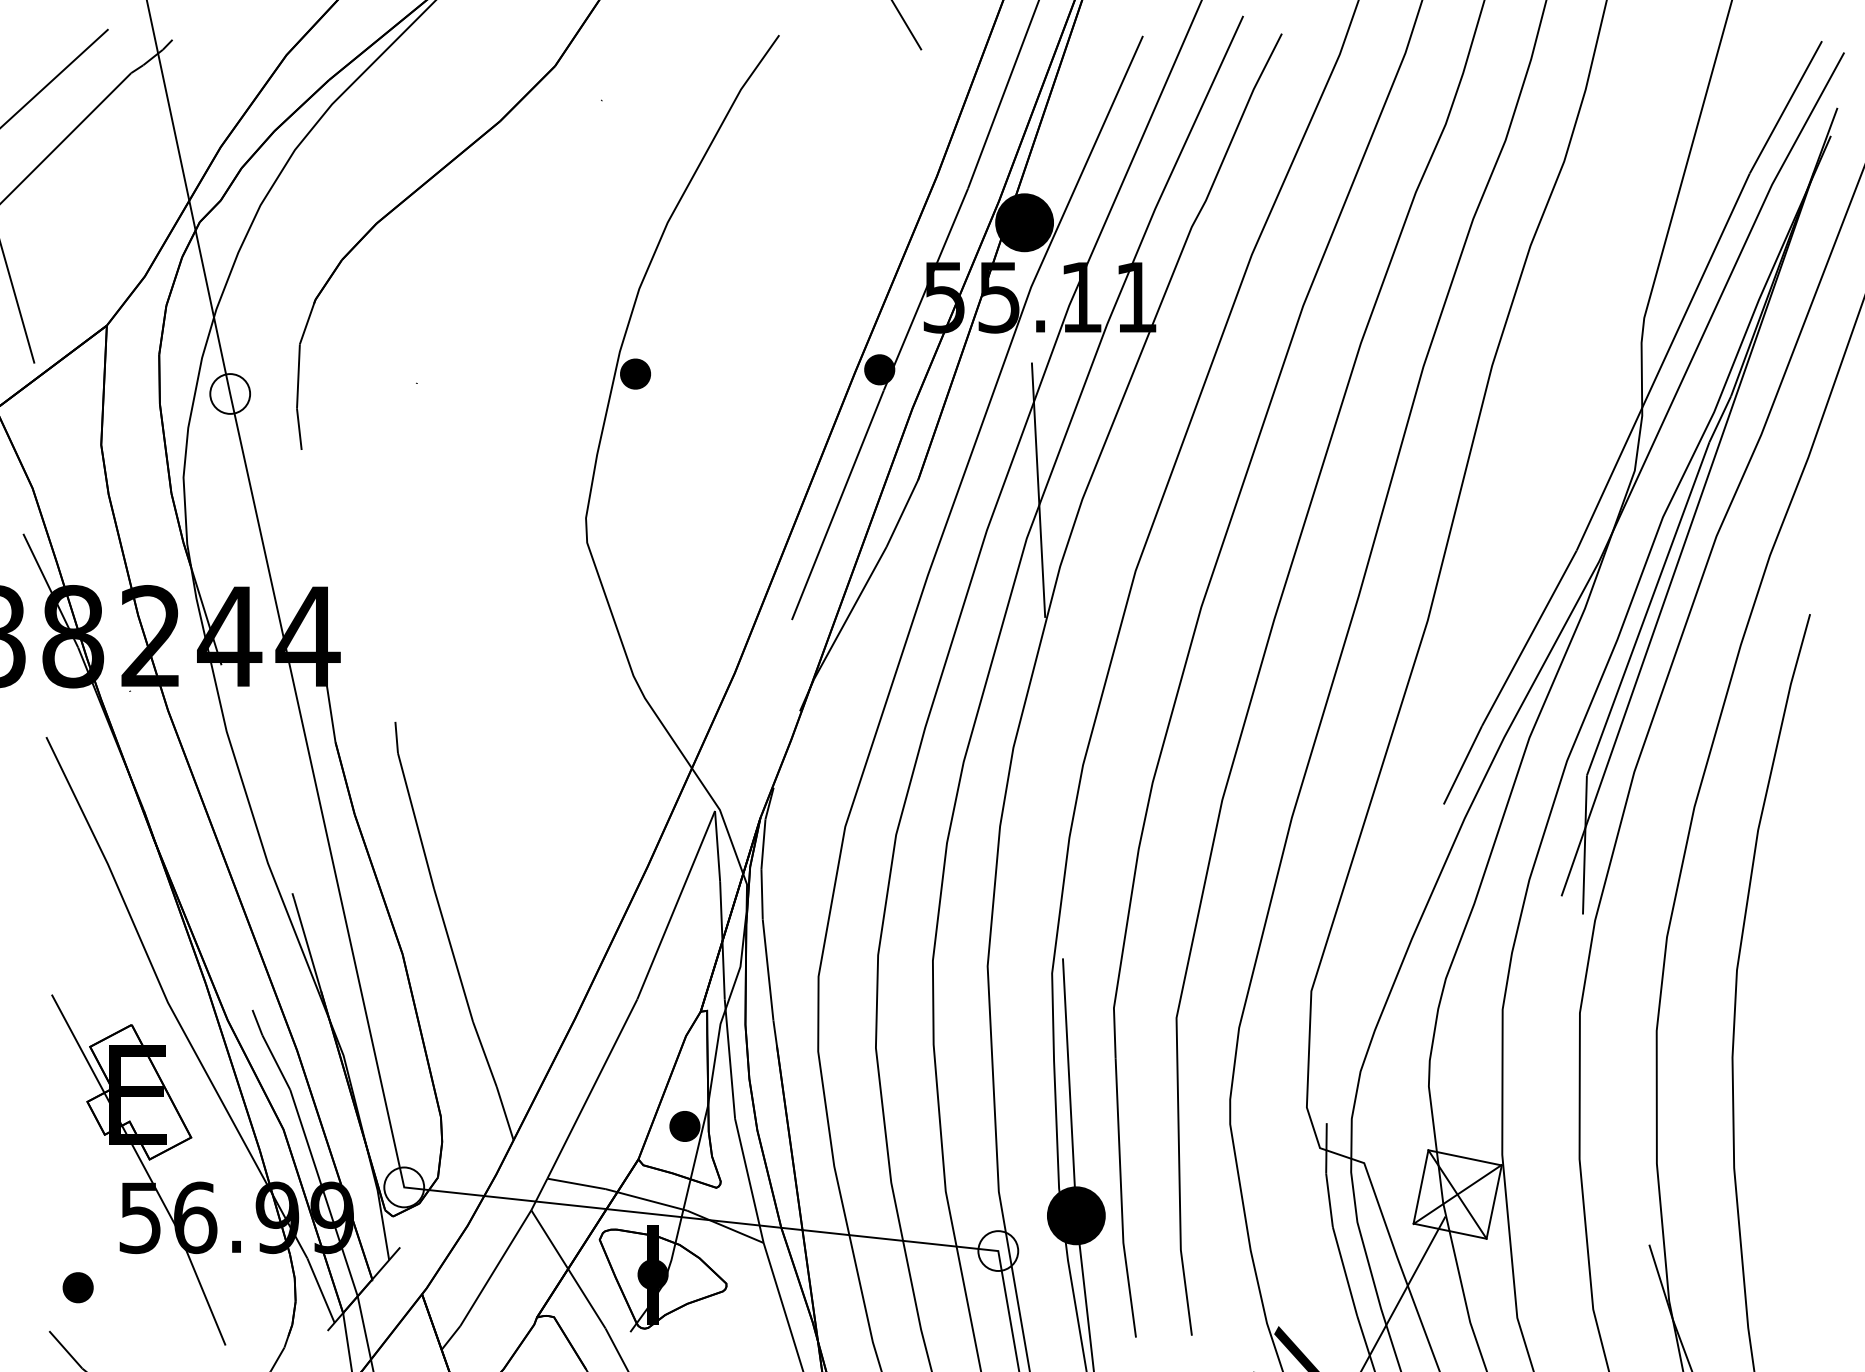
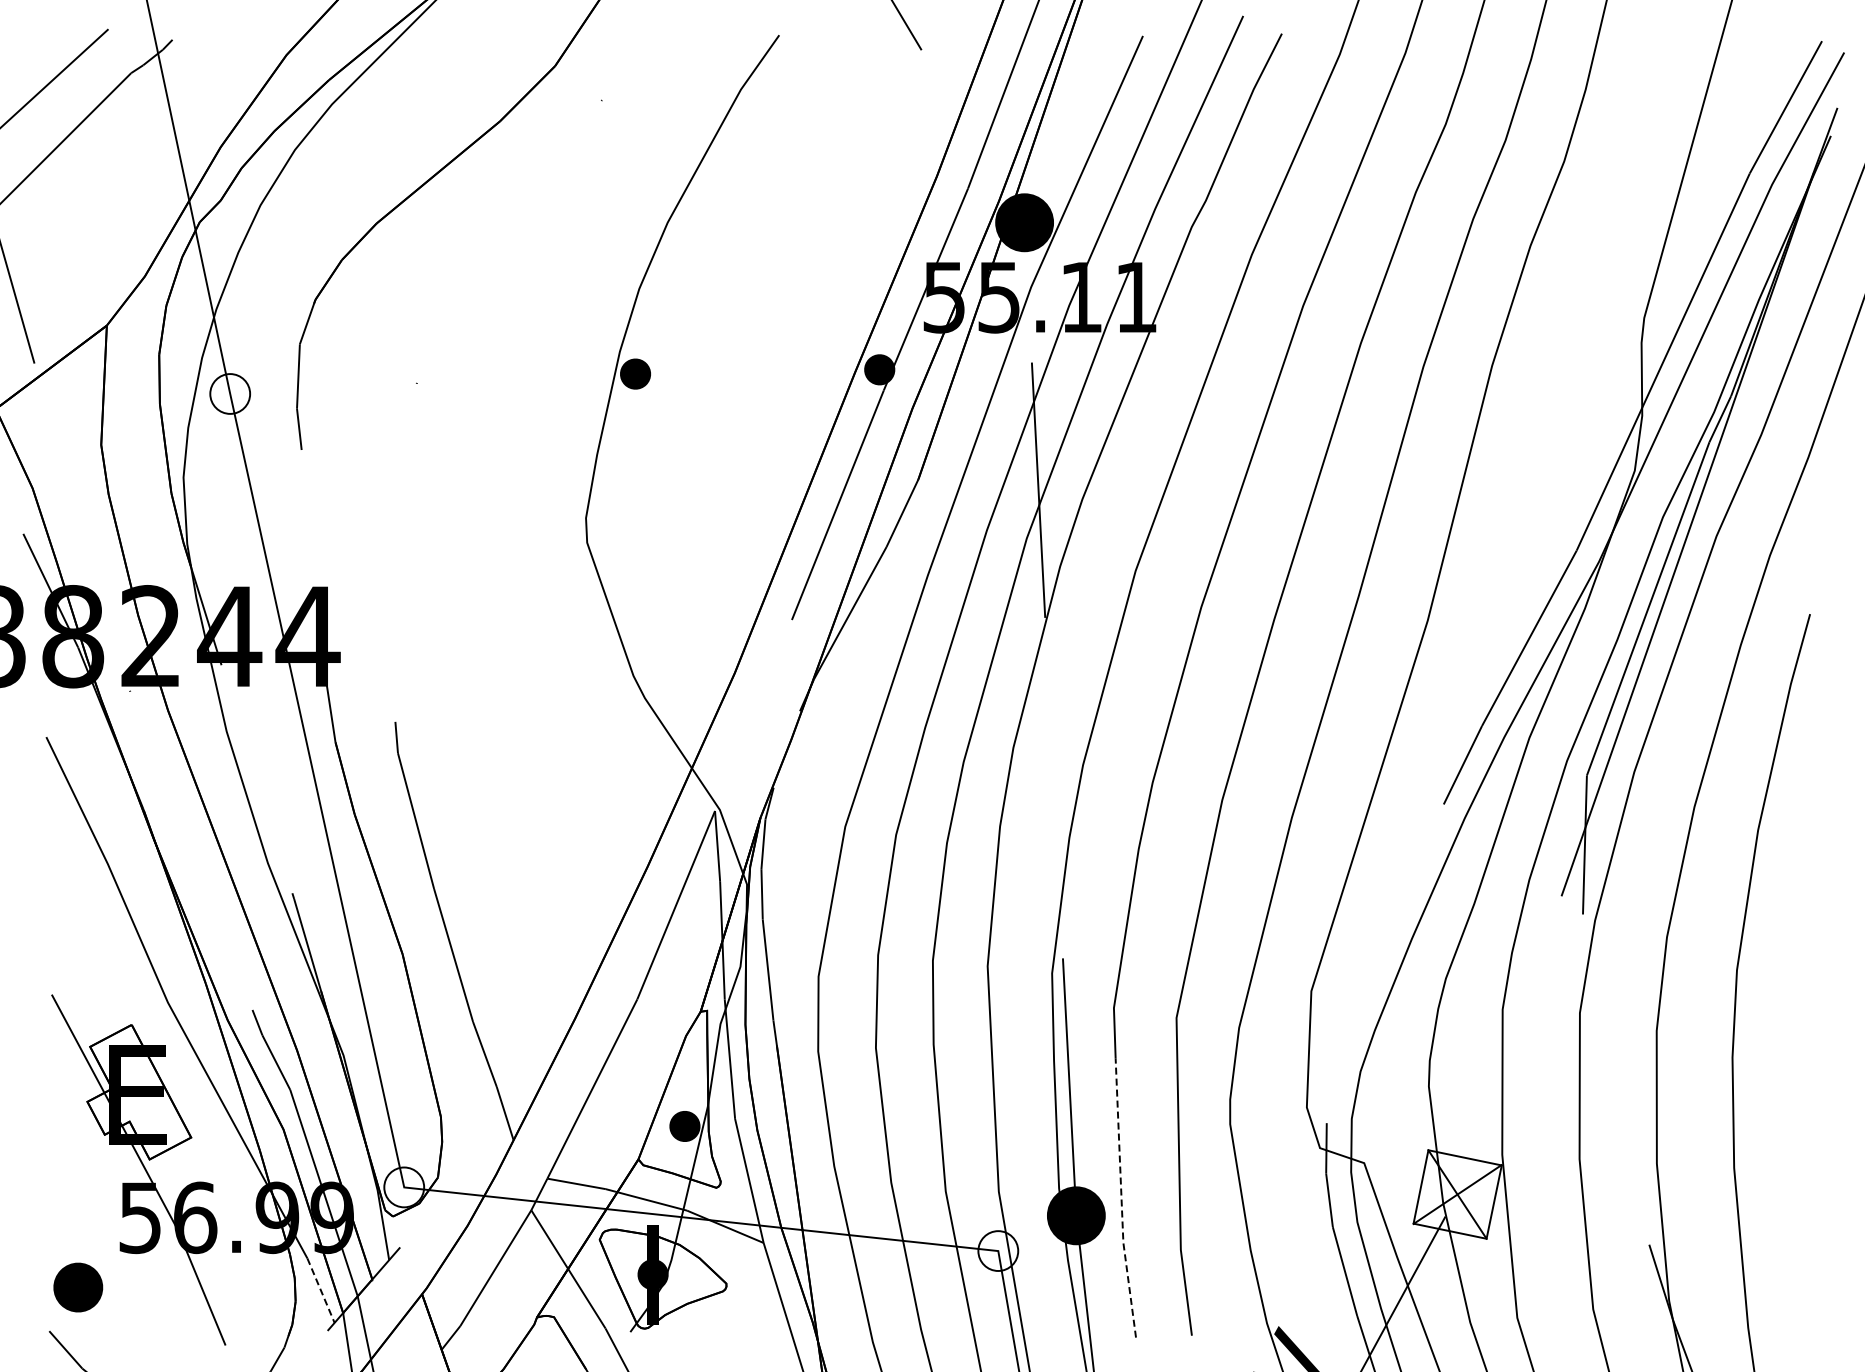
line: solid -> dashed (1121, 1199)
part size: 32x32 px -> 51x51 px (78, 1287)
line: solid -> dashed (321, 1291)
